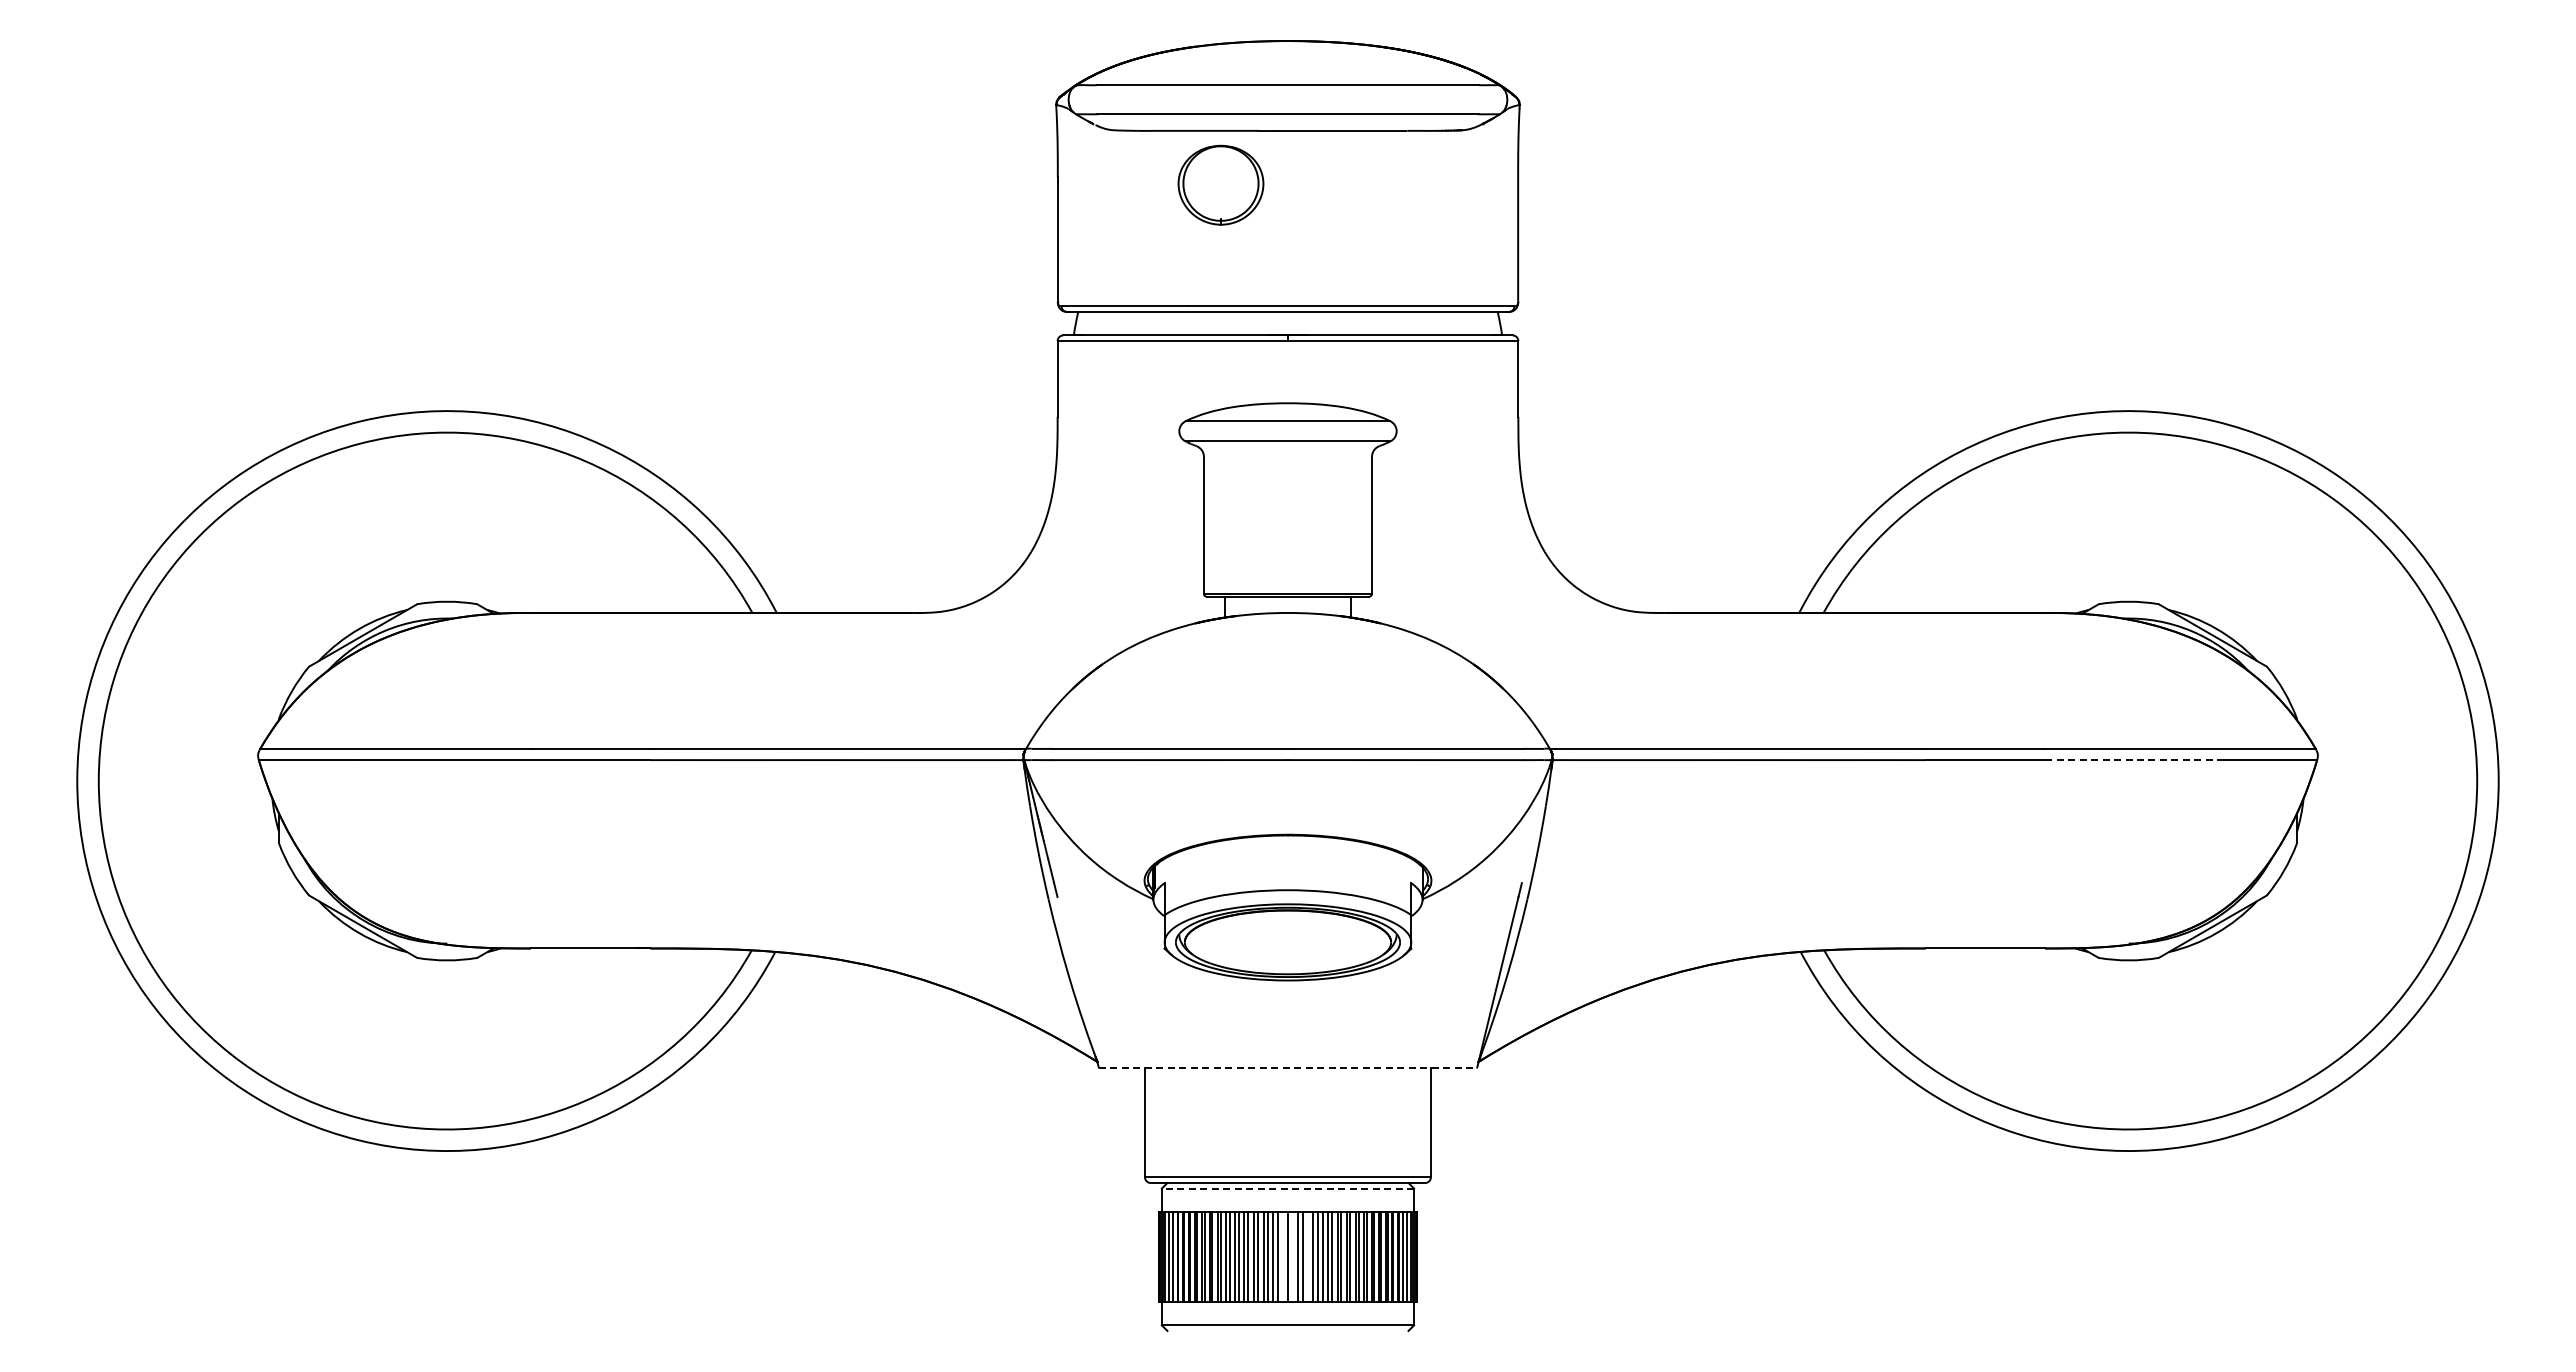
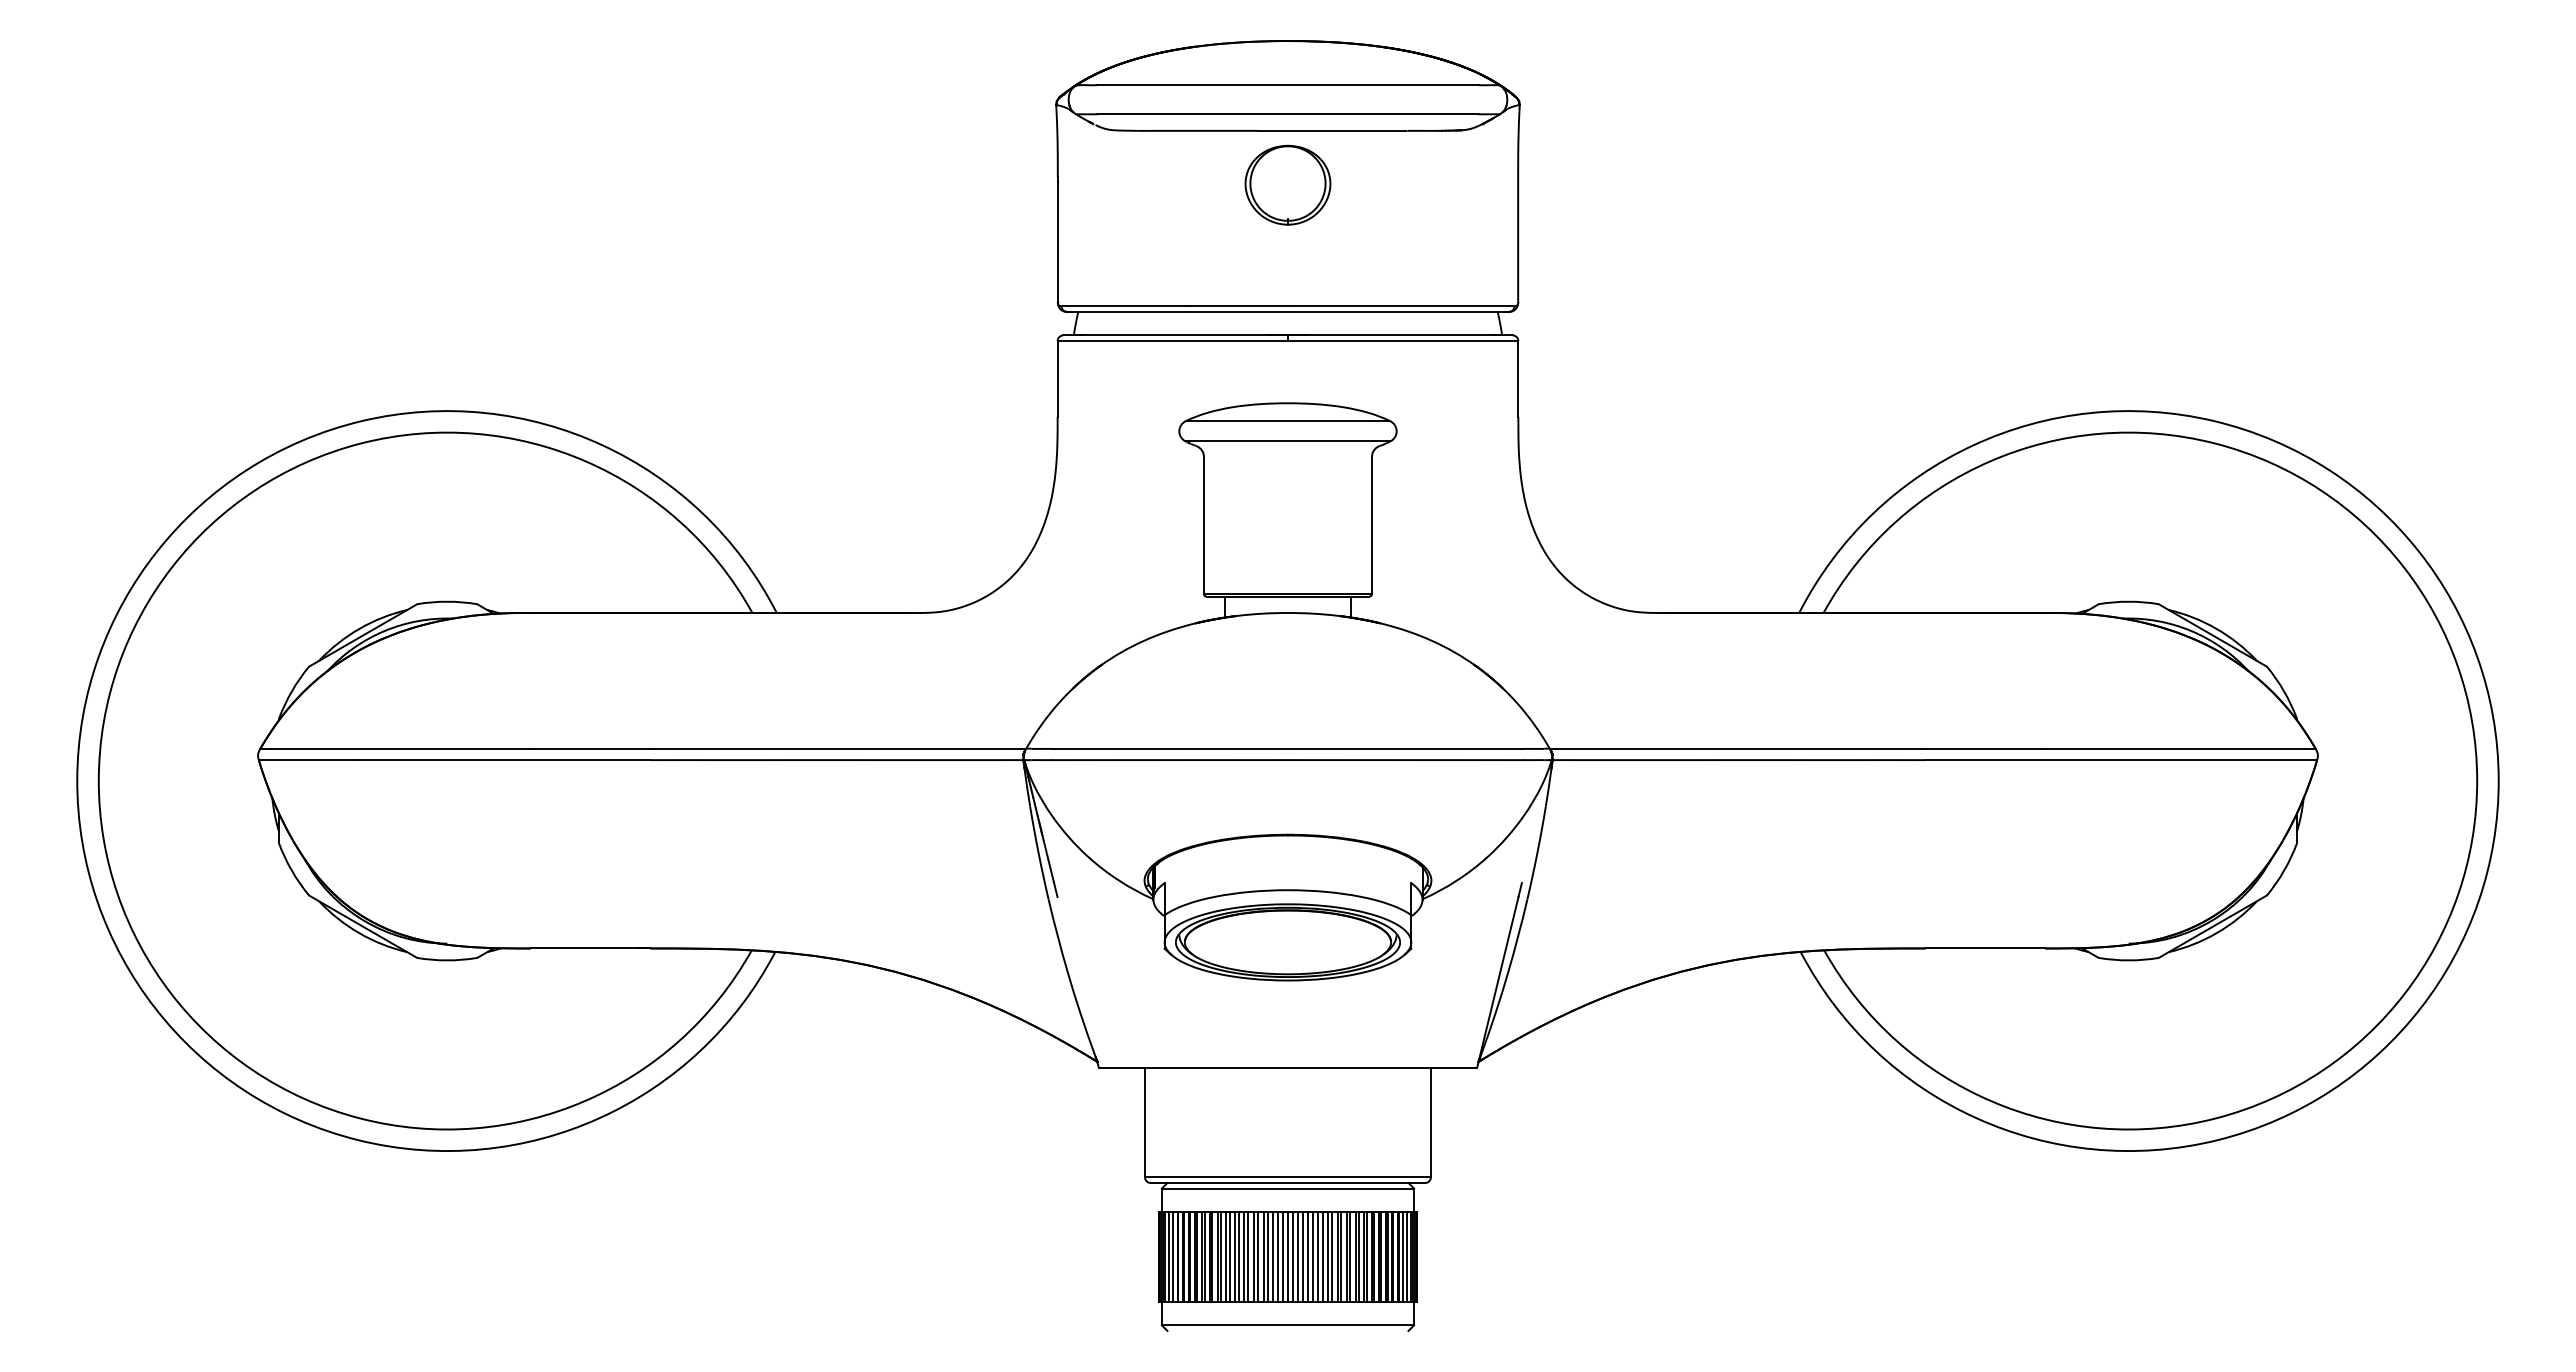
part position: (1220, 184) -> (1287, 184) (1287, 184)
line: dashed -> solid (2134, 760)
line: dashed -> solid (1288, 1067)
line: dashed -> solid (1287, 1188)
line: none -> present (1283, 1256)
line: none -> present (1293, 1256)
line: none -> present (1308, 1256)
